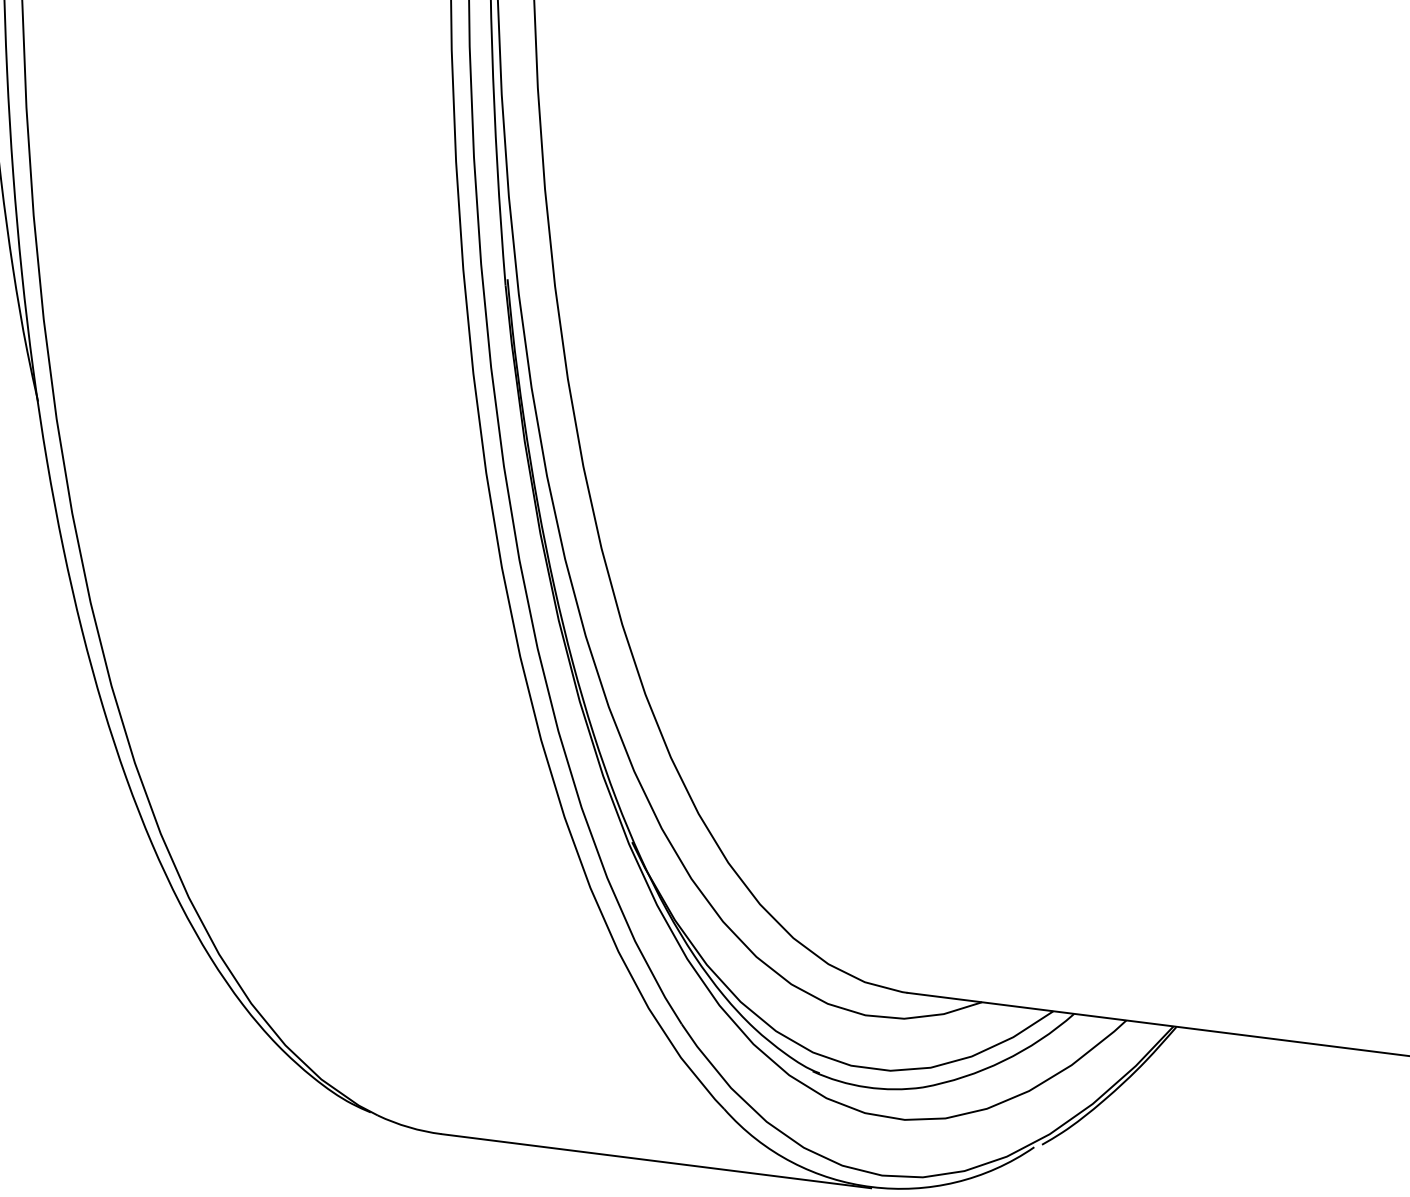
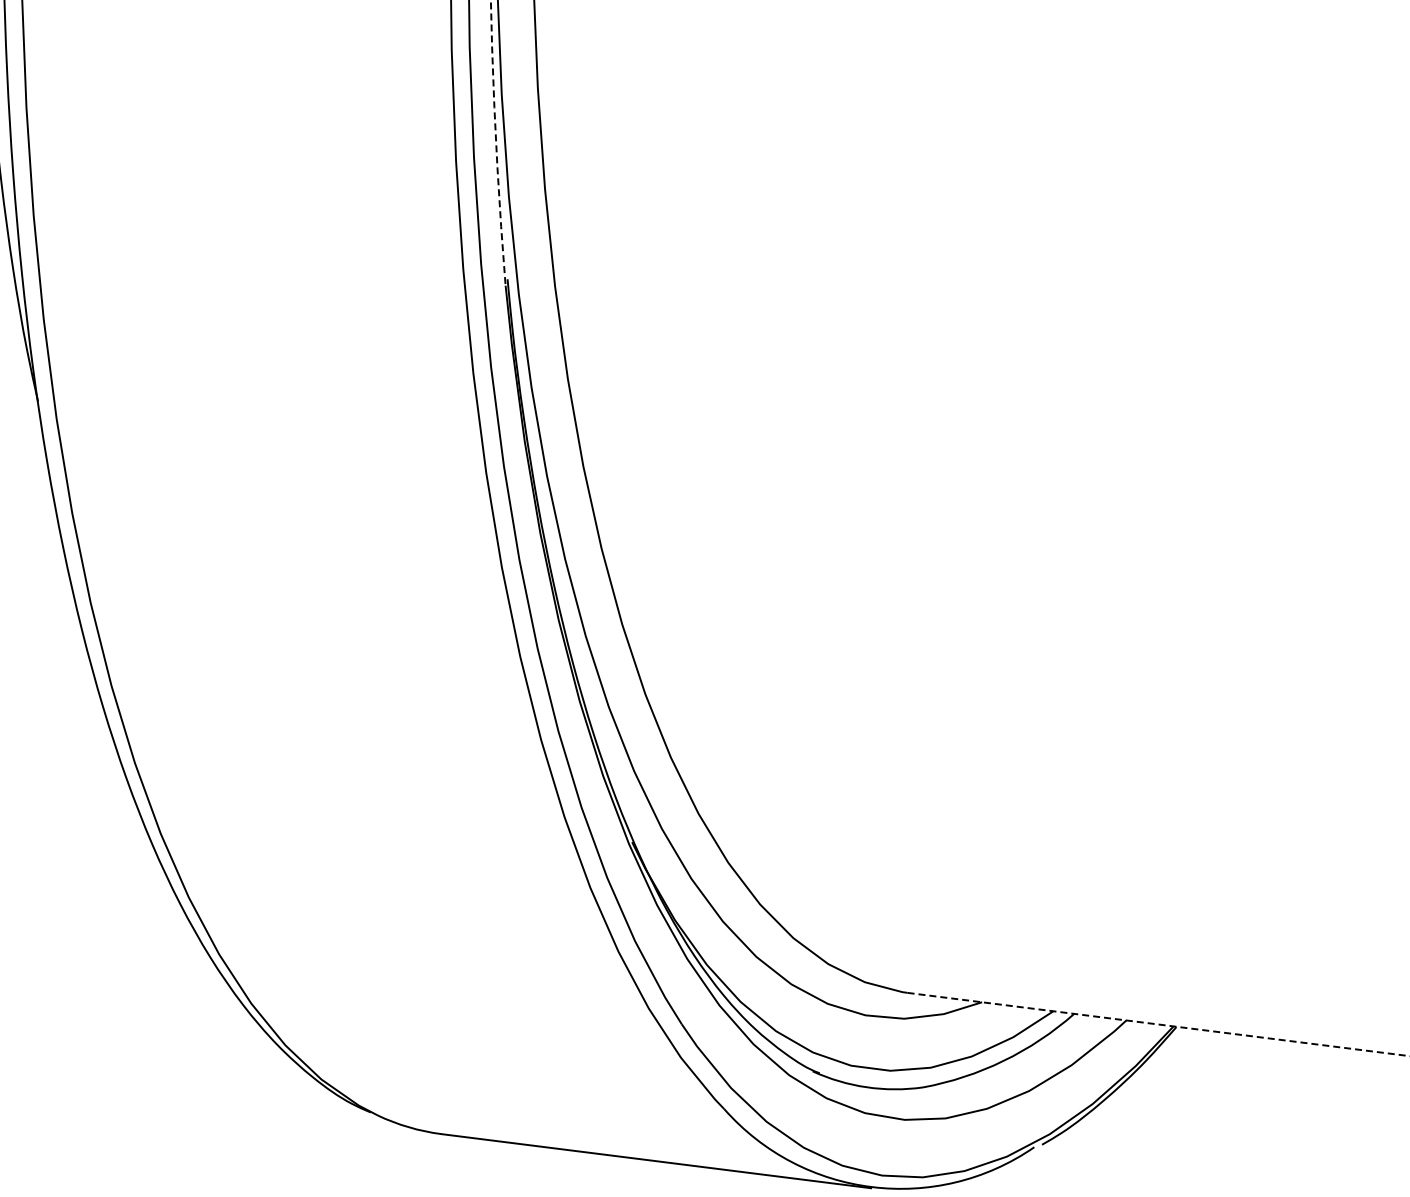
arc: solid -> dashed (496, 143)
line: solid -> dashed (1158, 1024)
